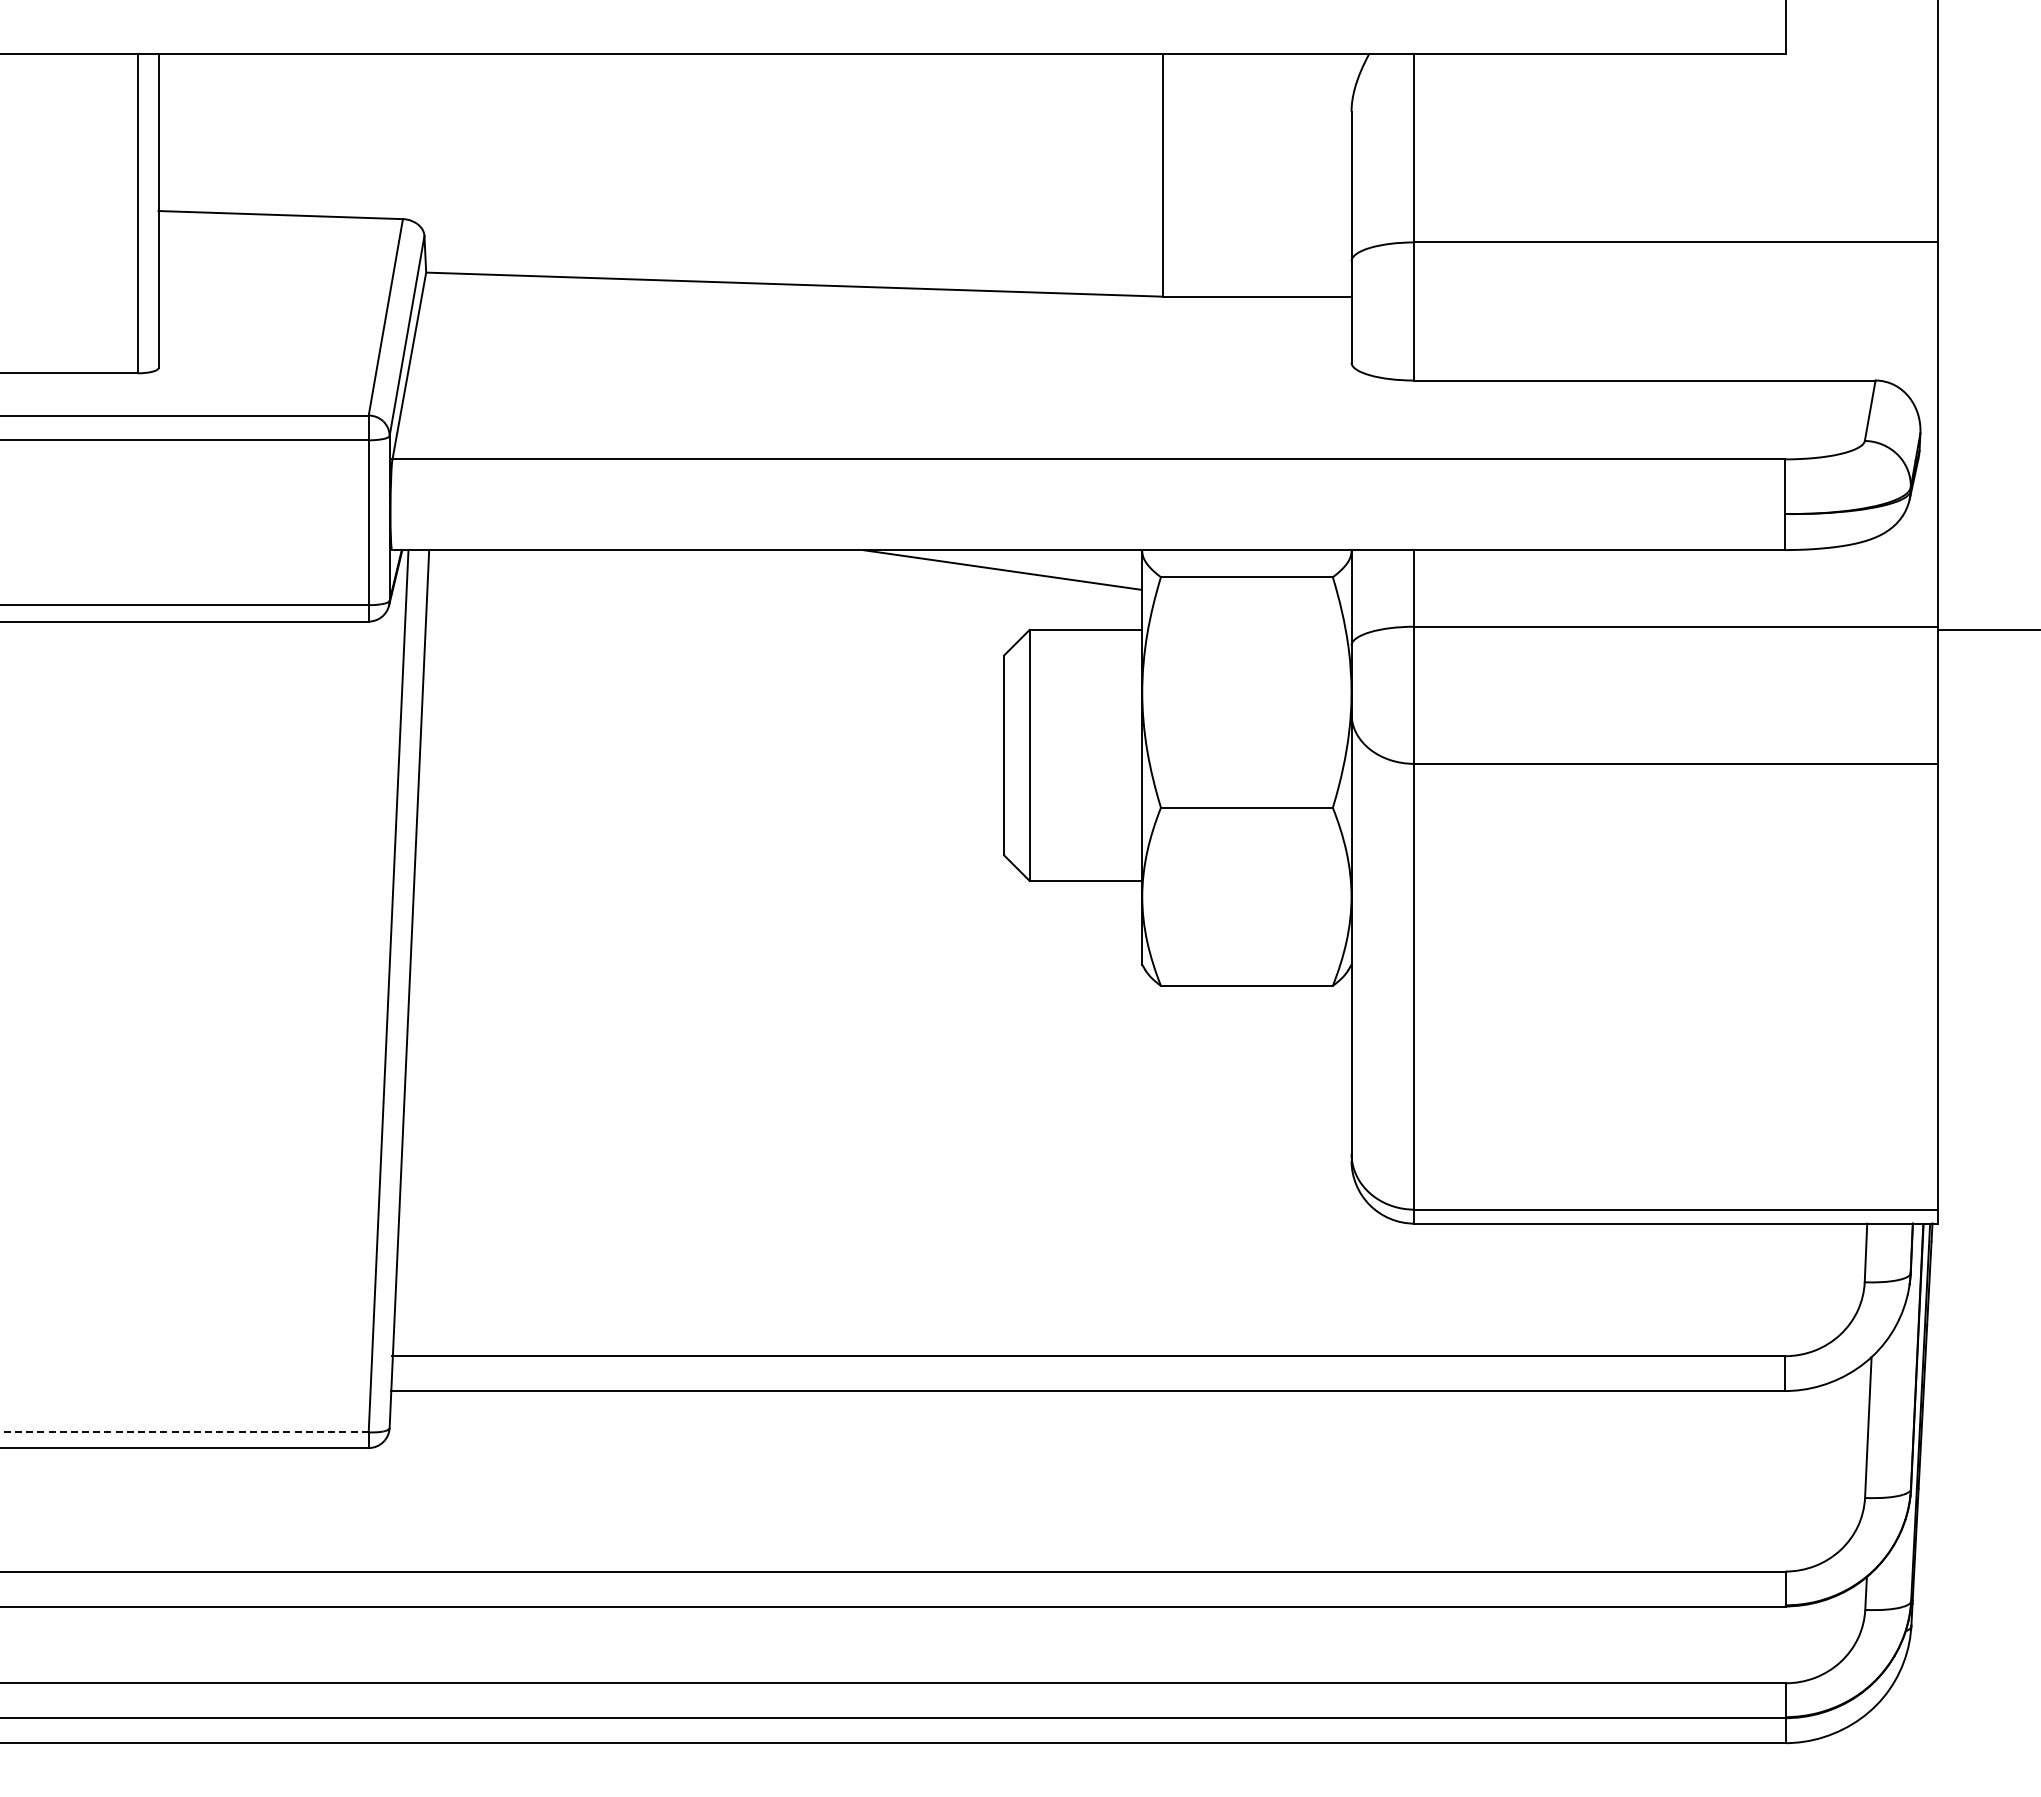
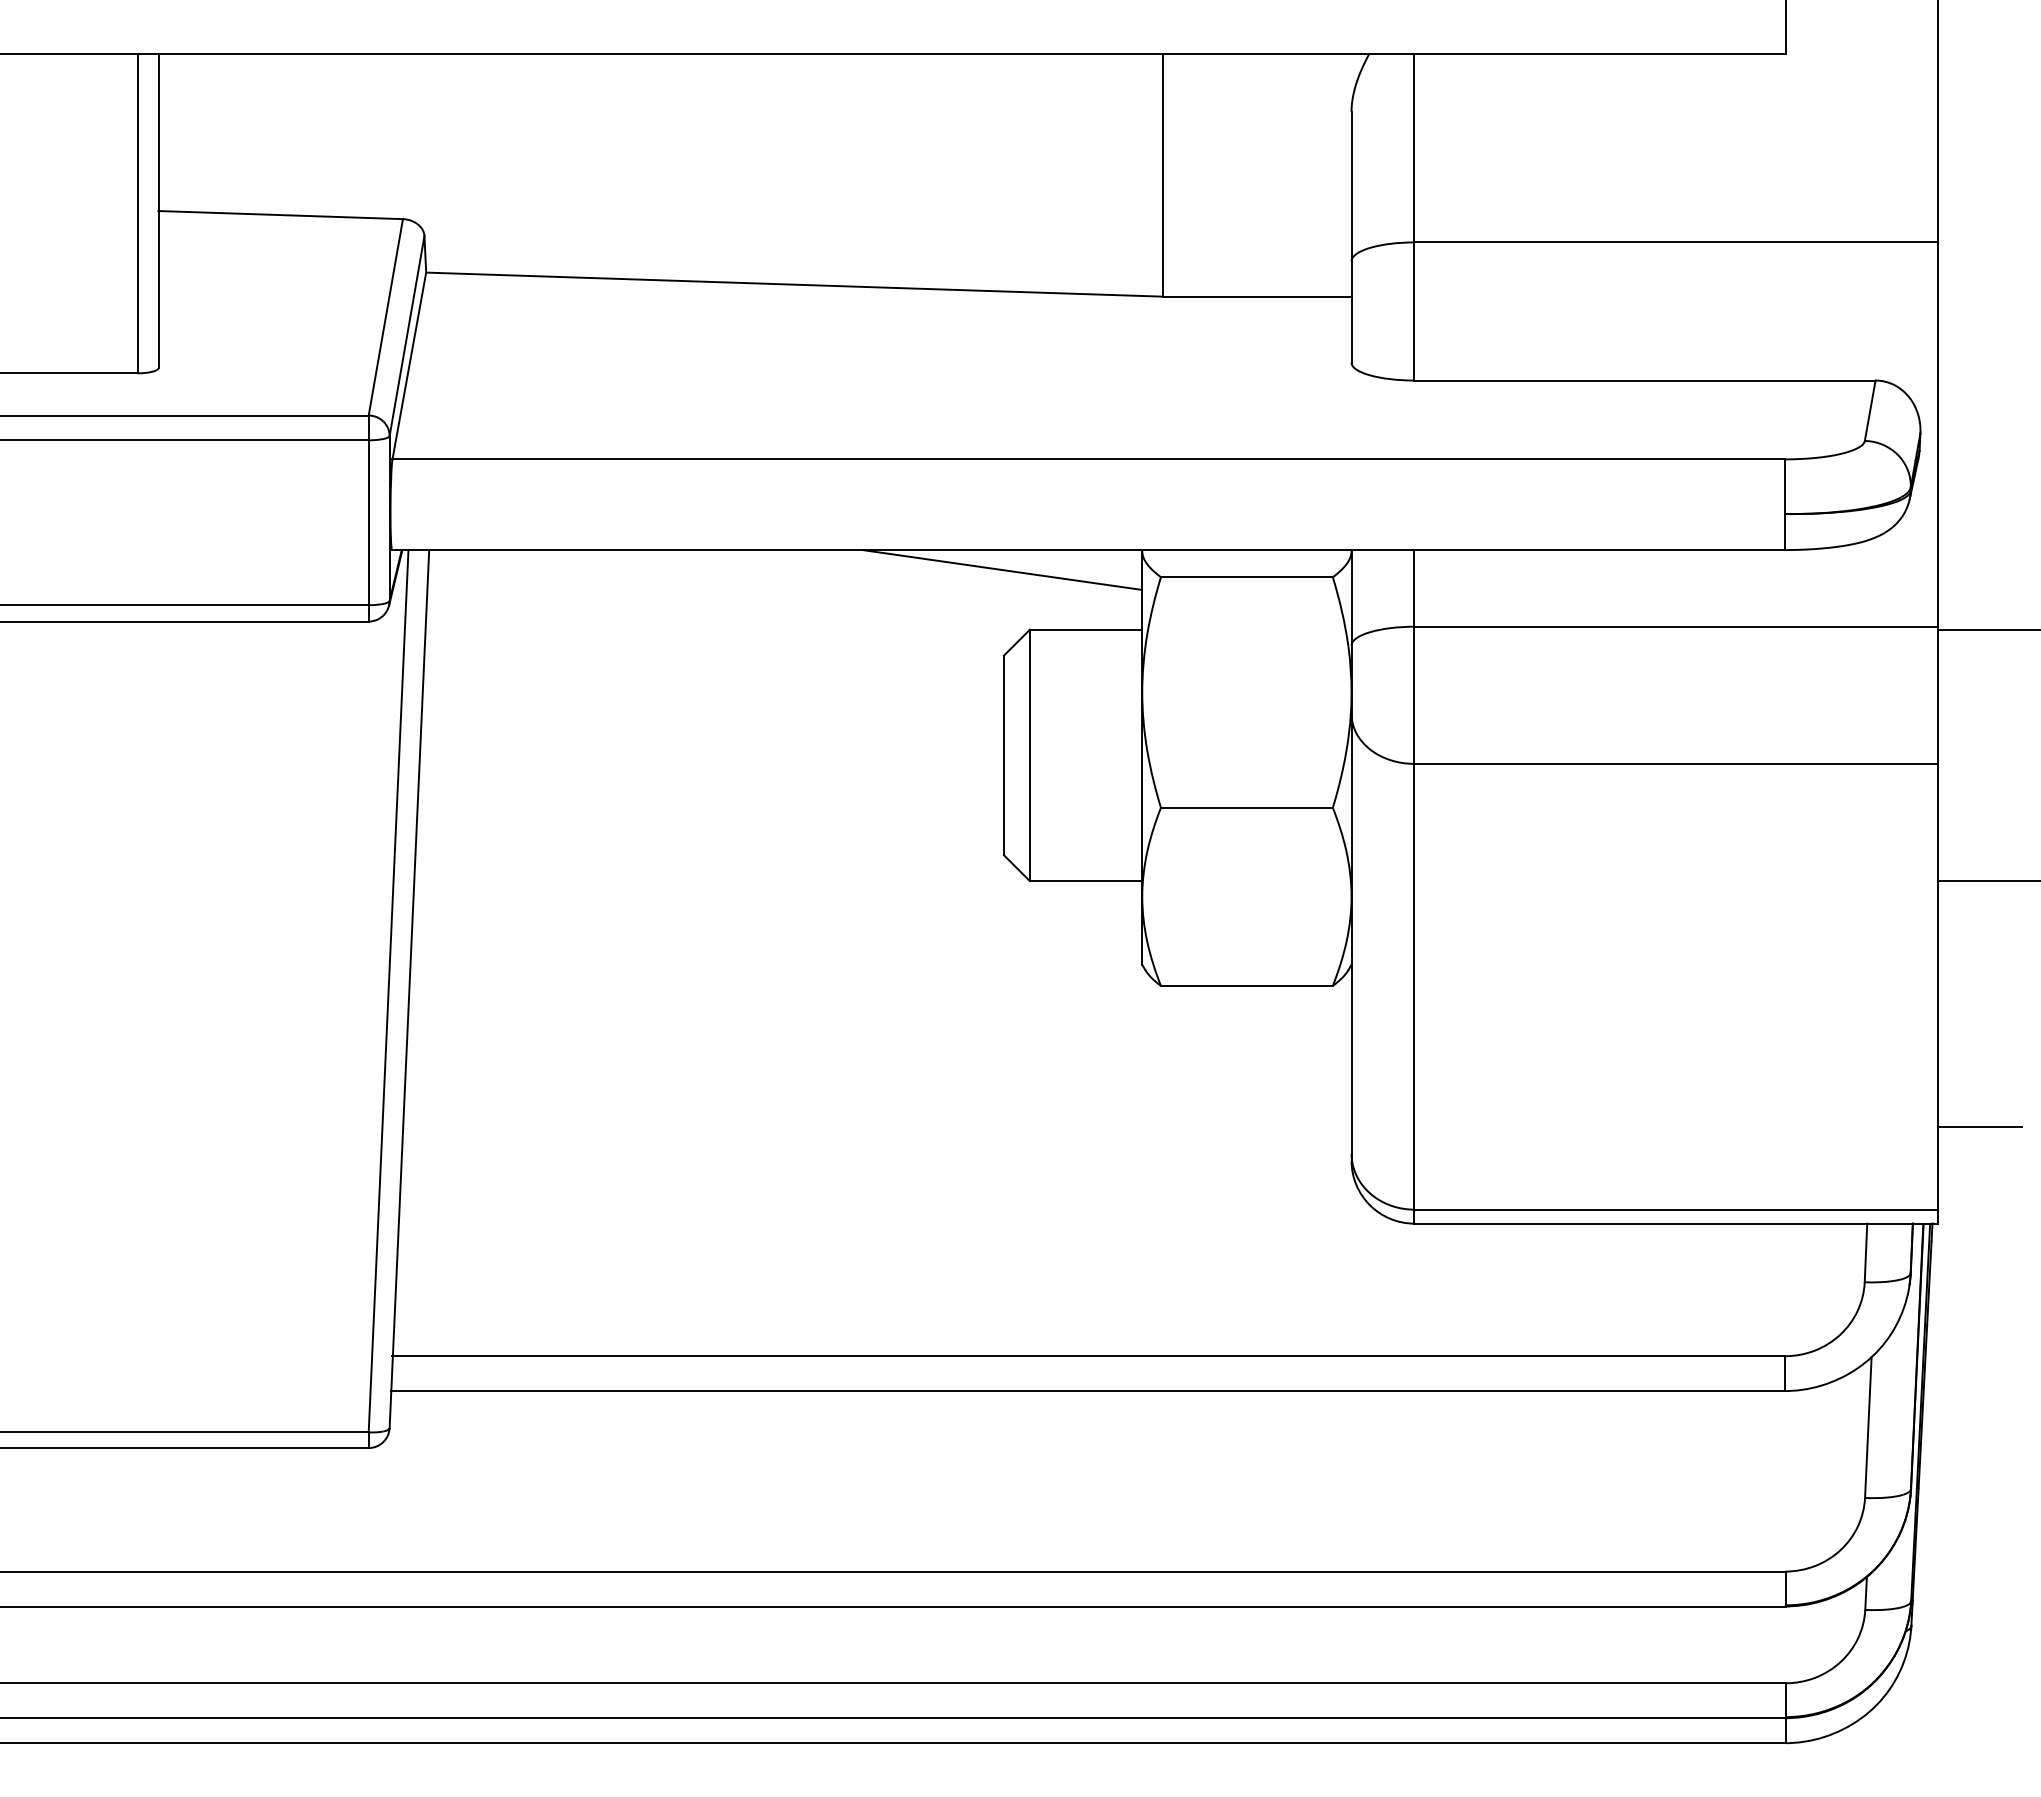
line: none -> present (1987, 881)
line: none -> present (1979, 1127)
line: dashed -> solid (184, 1432)
